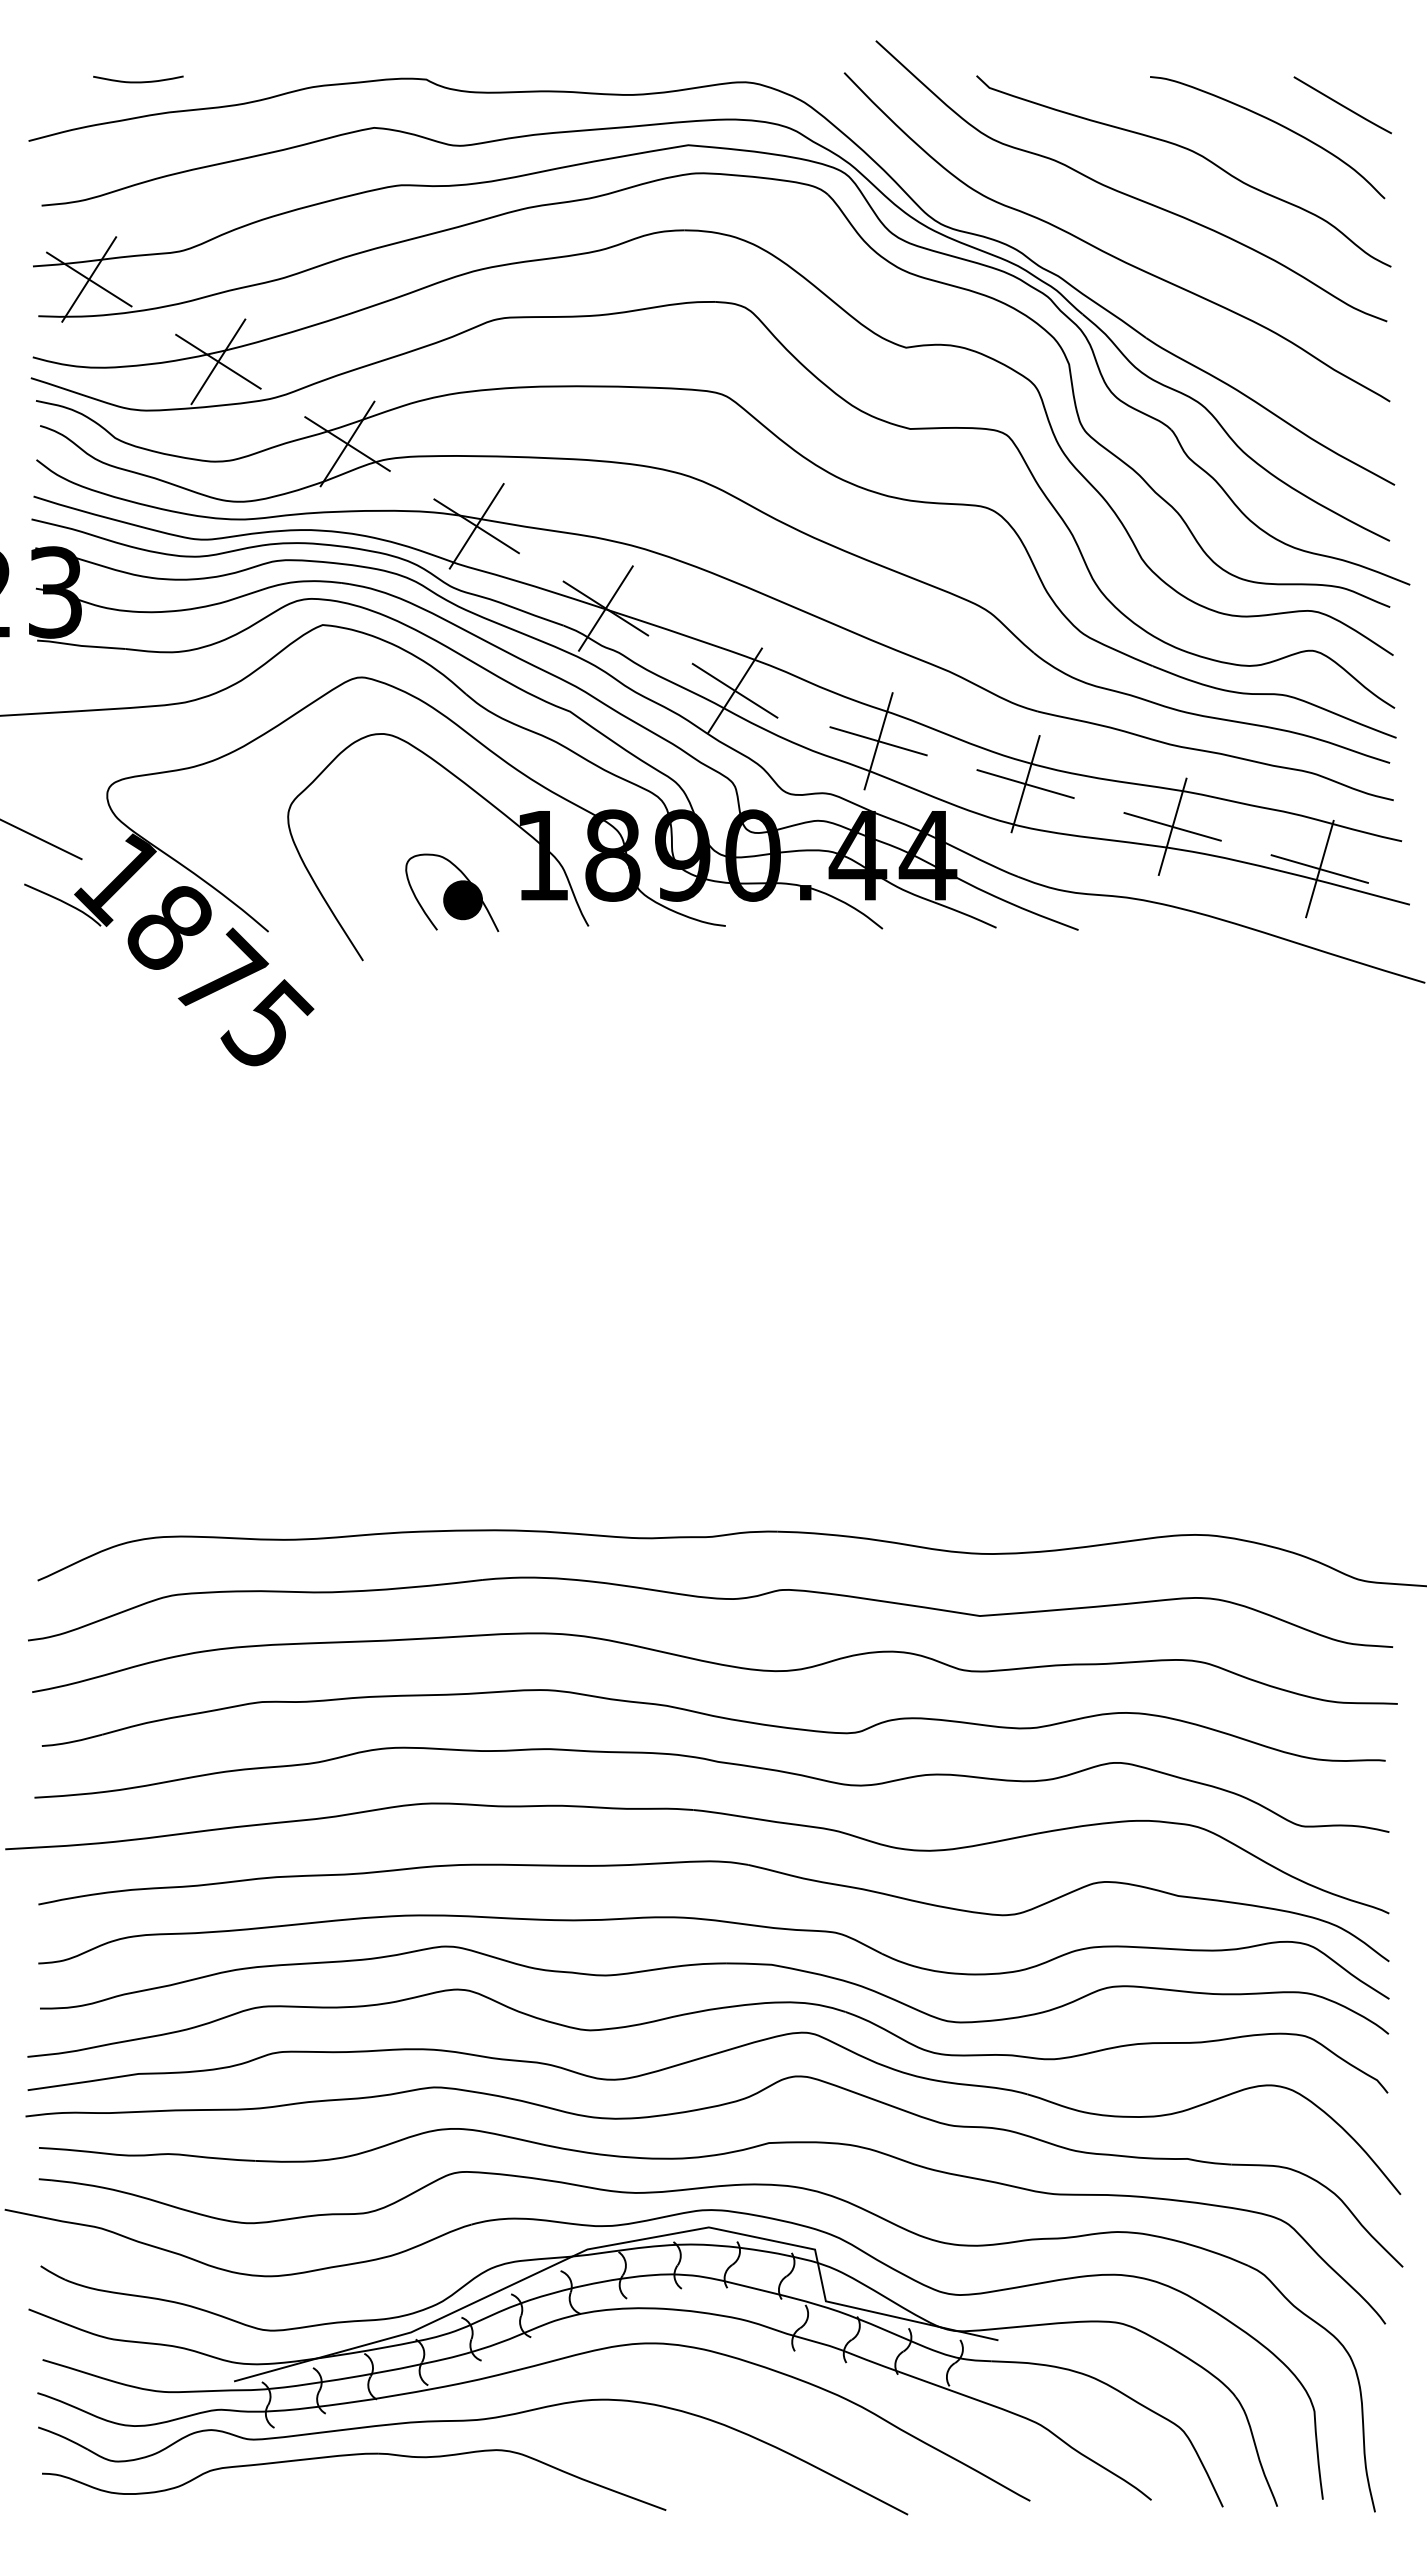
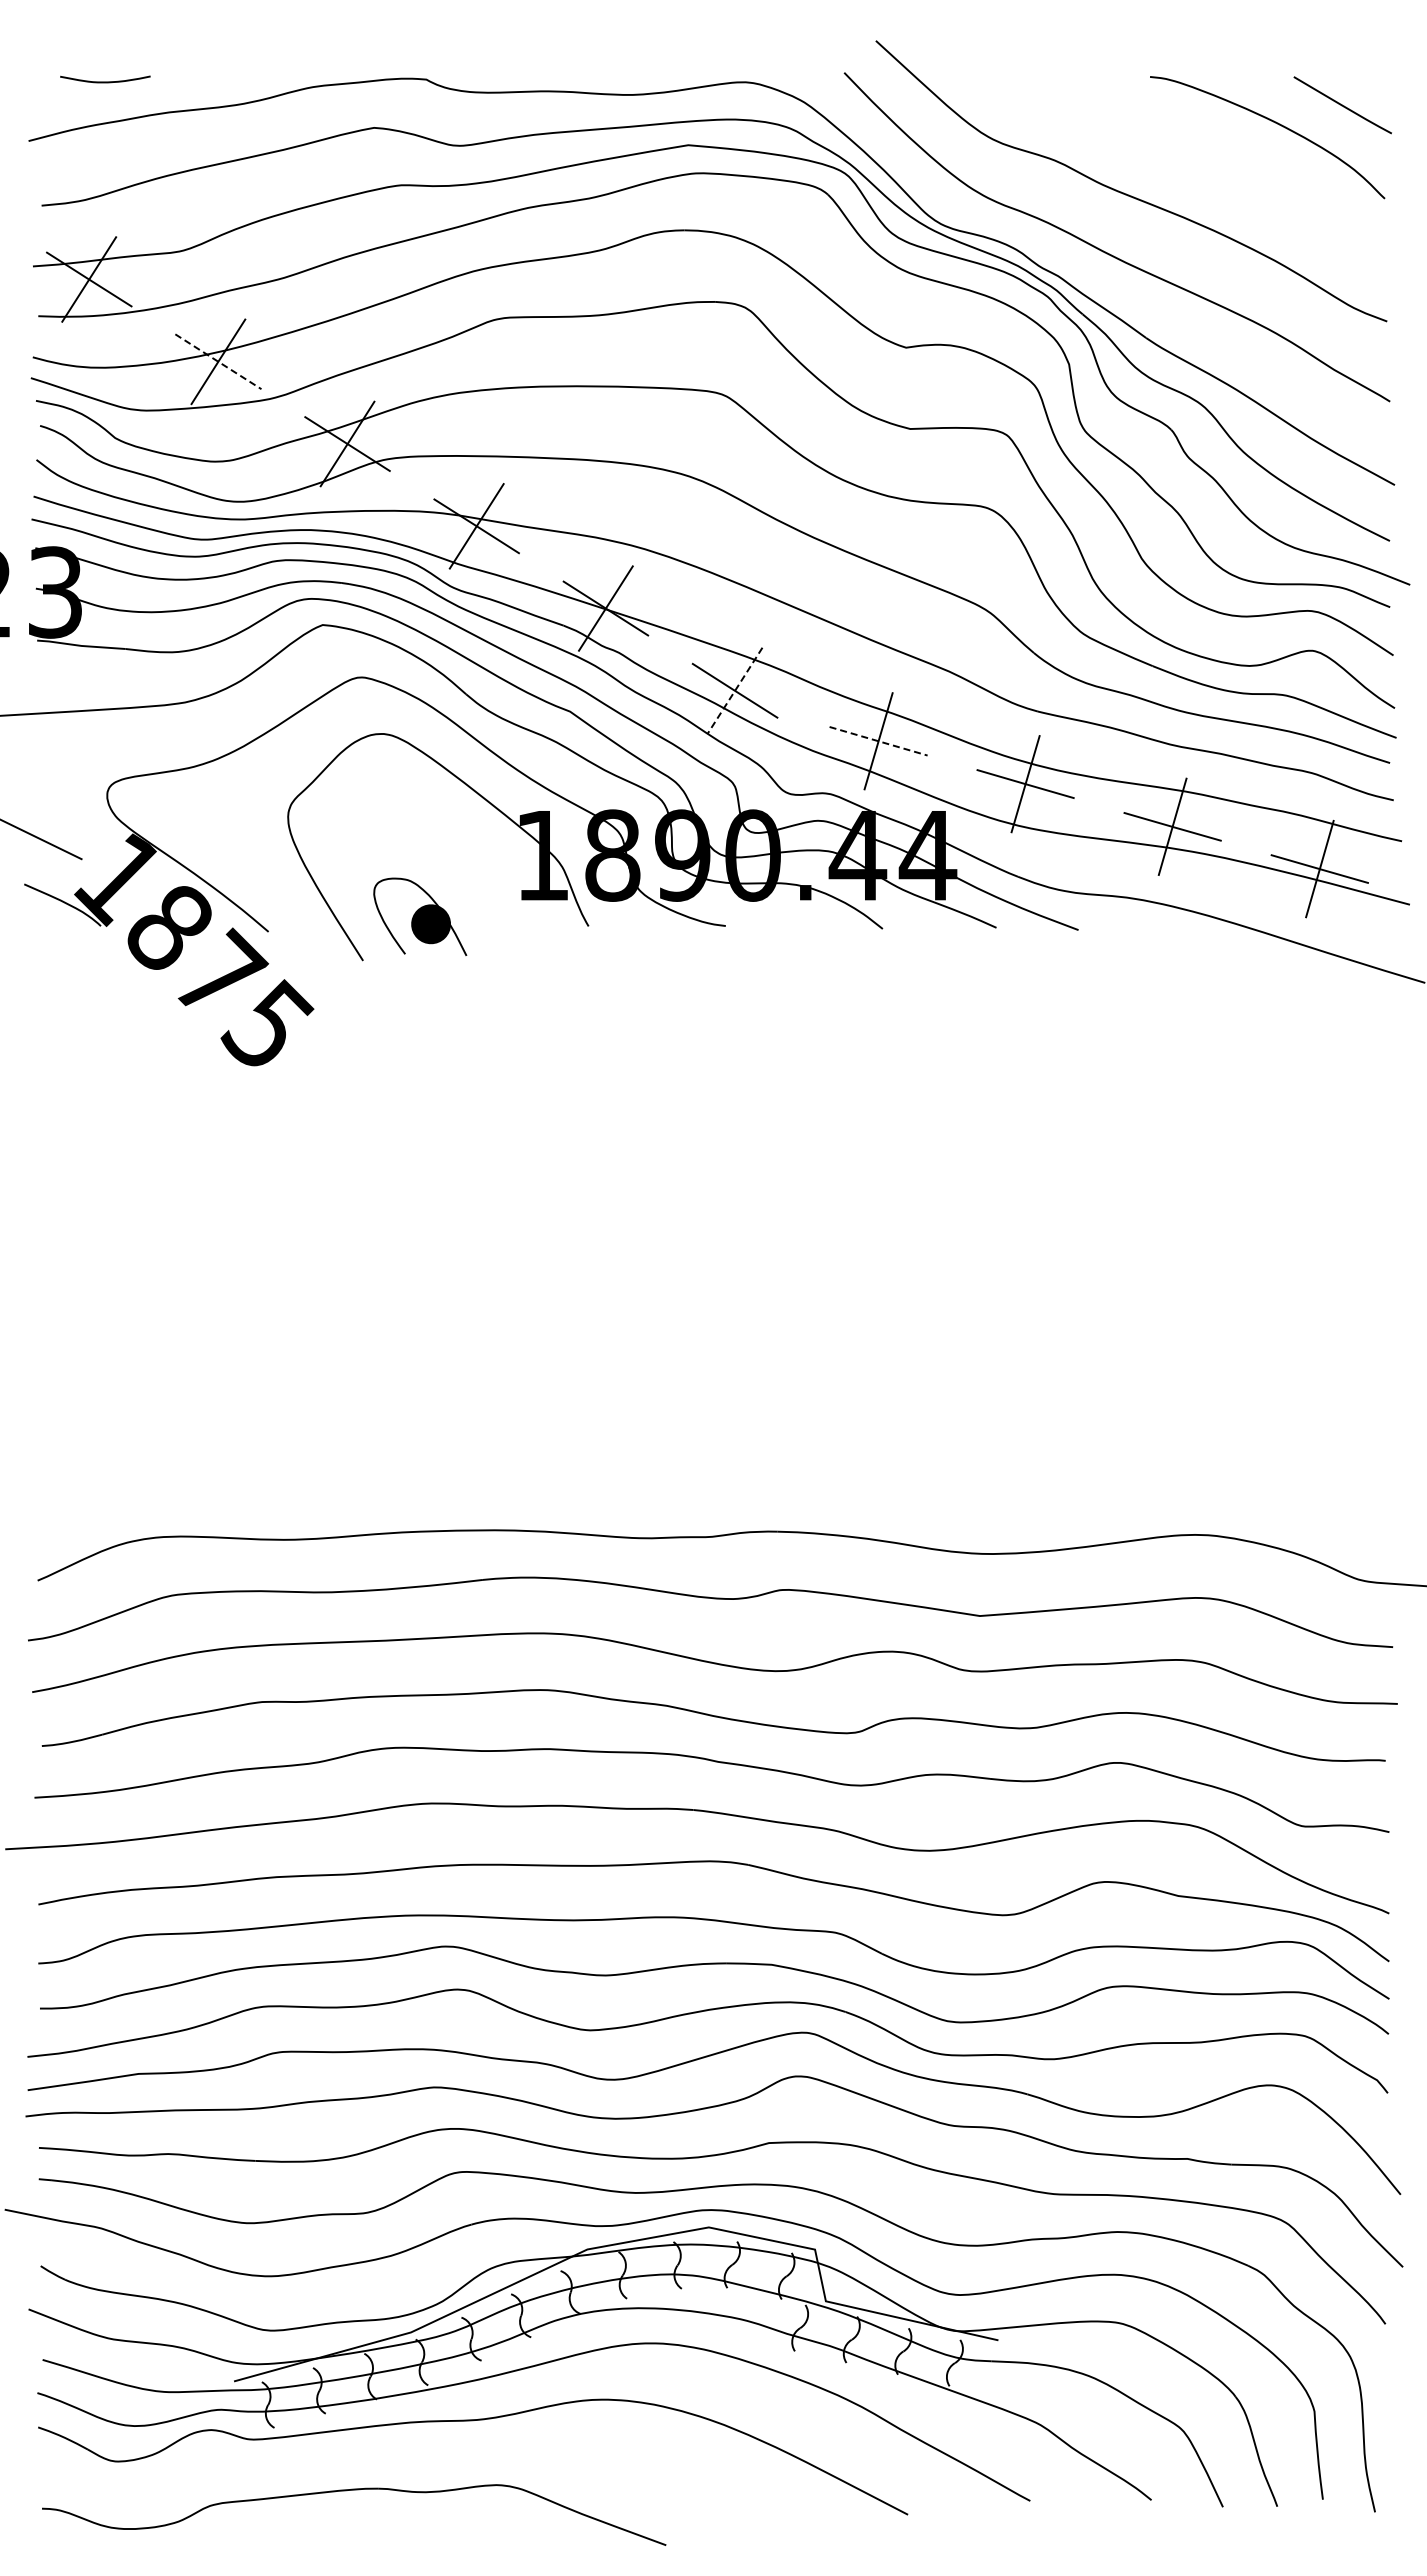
curve position: (138, 81) -> (105, 81) (105, 81)
curve: present -> none (1192, 152)
line: solid -> dashed (218, 361)
line: solid -> dashed (735, 690)
line: solid -> dashed (878, 741)
part position: (452, 892) -> (420, 916) (420, 916)
part position: (354, 2455) -> (354, 2490) (354, 2490)
